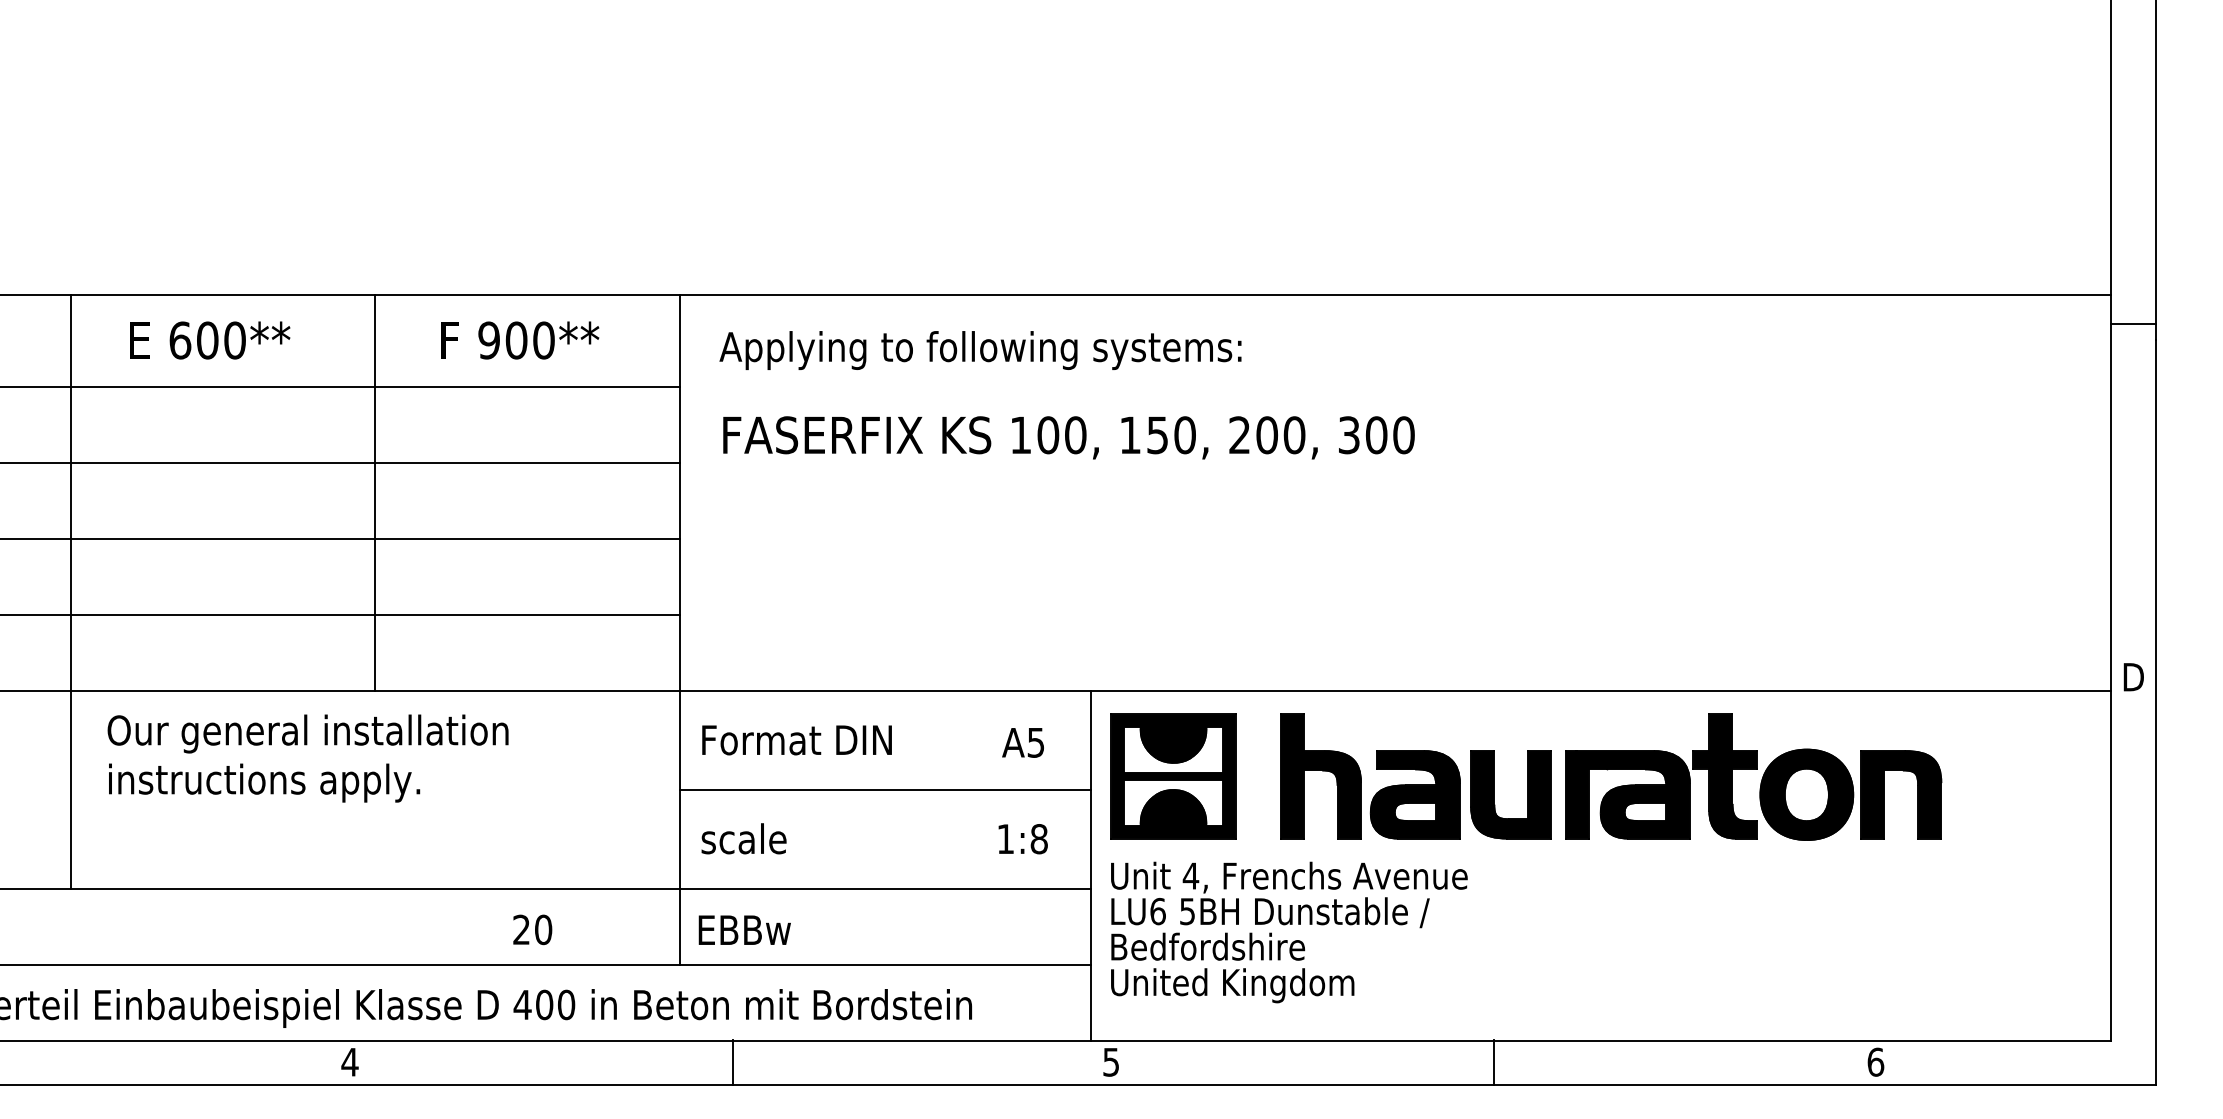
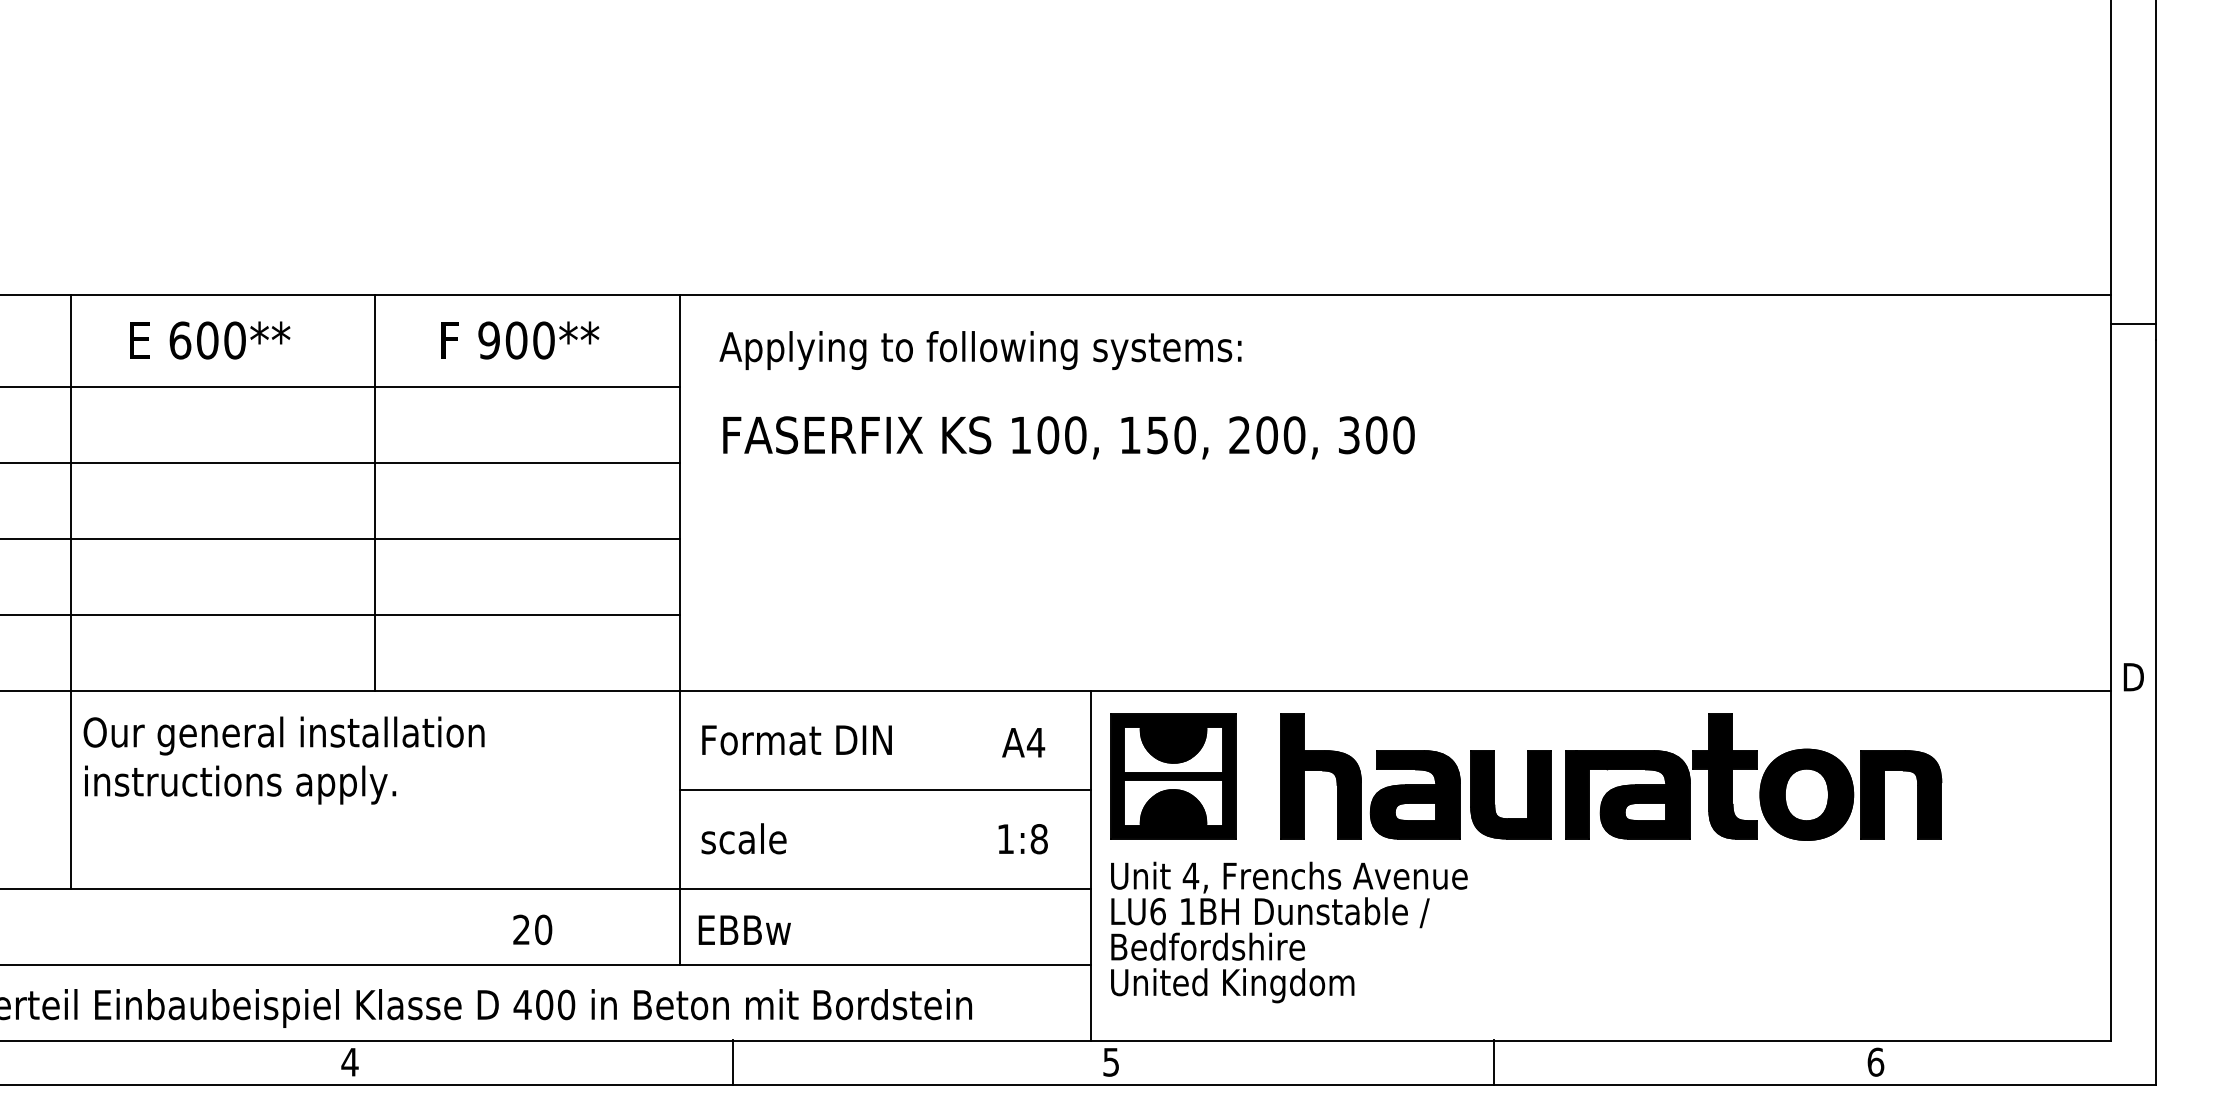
text: A5 -> A4 (1035, 742)
text position: (307, 758) -> (283, 760) (283, 760)
text: 5BH -> 1BH (1187, 911)
